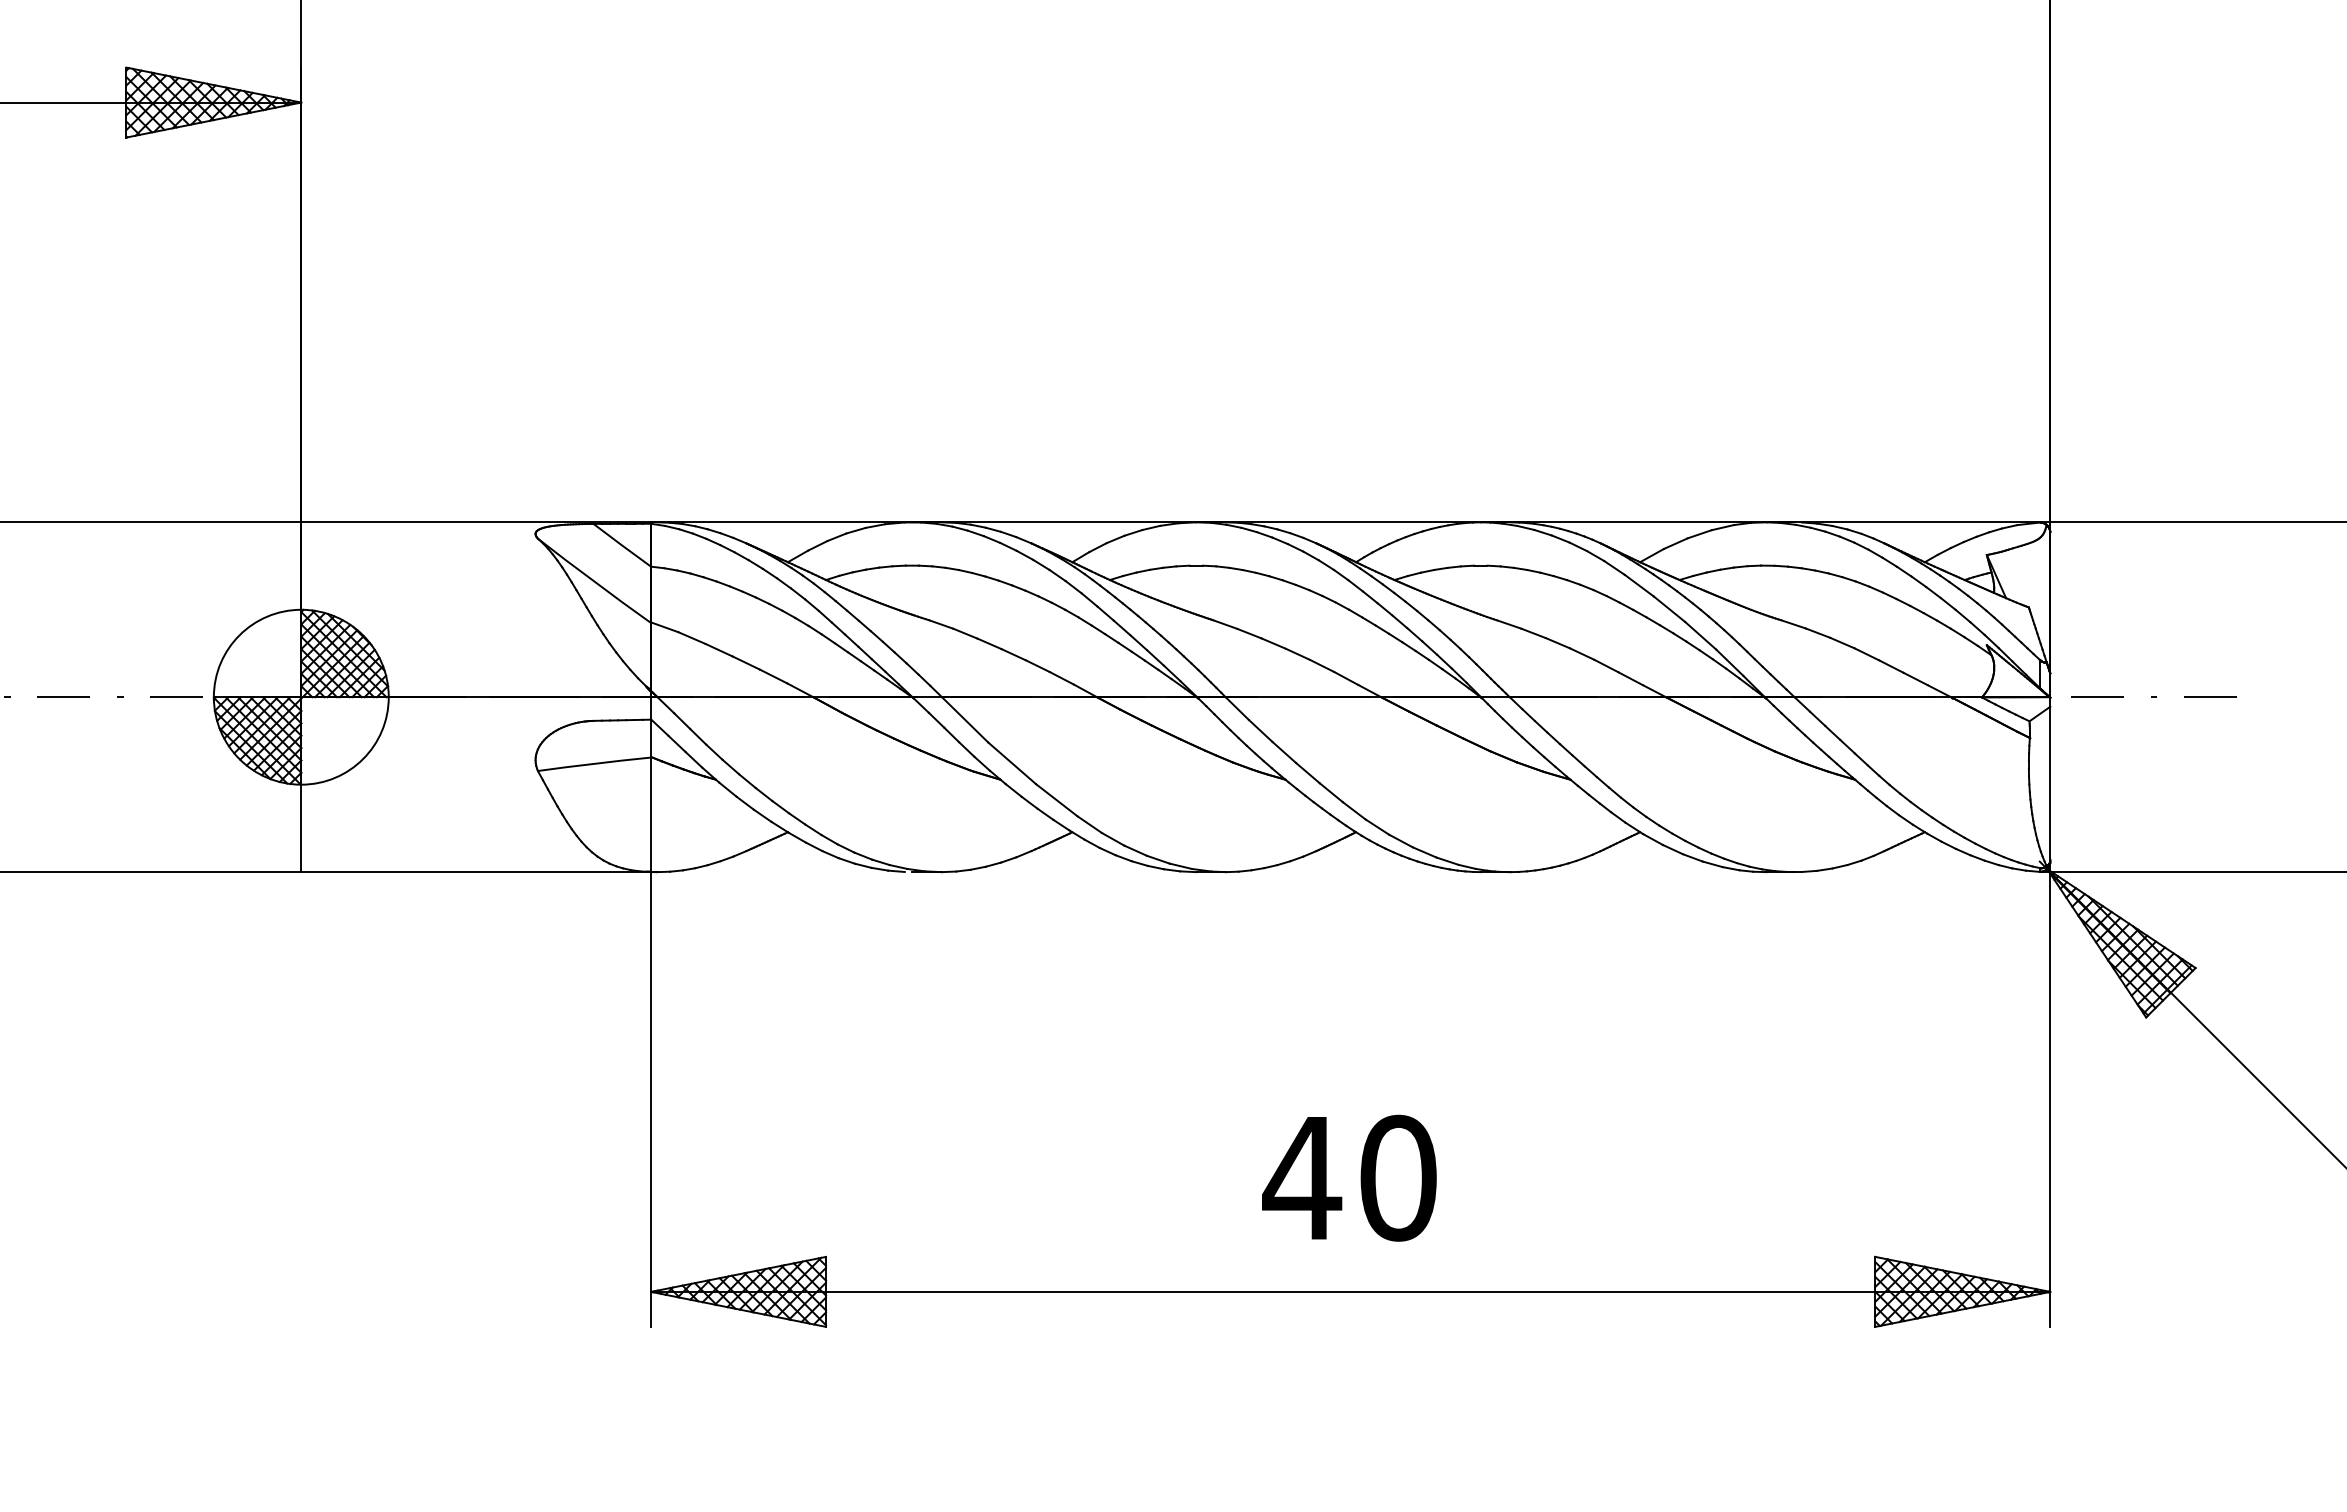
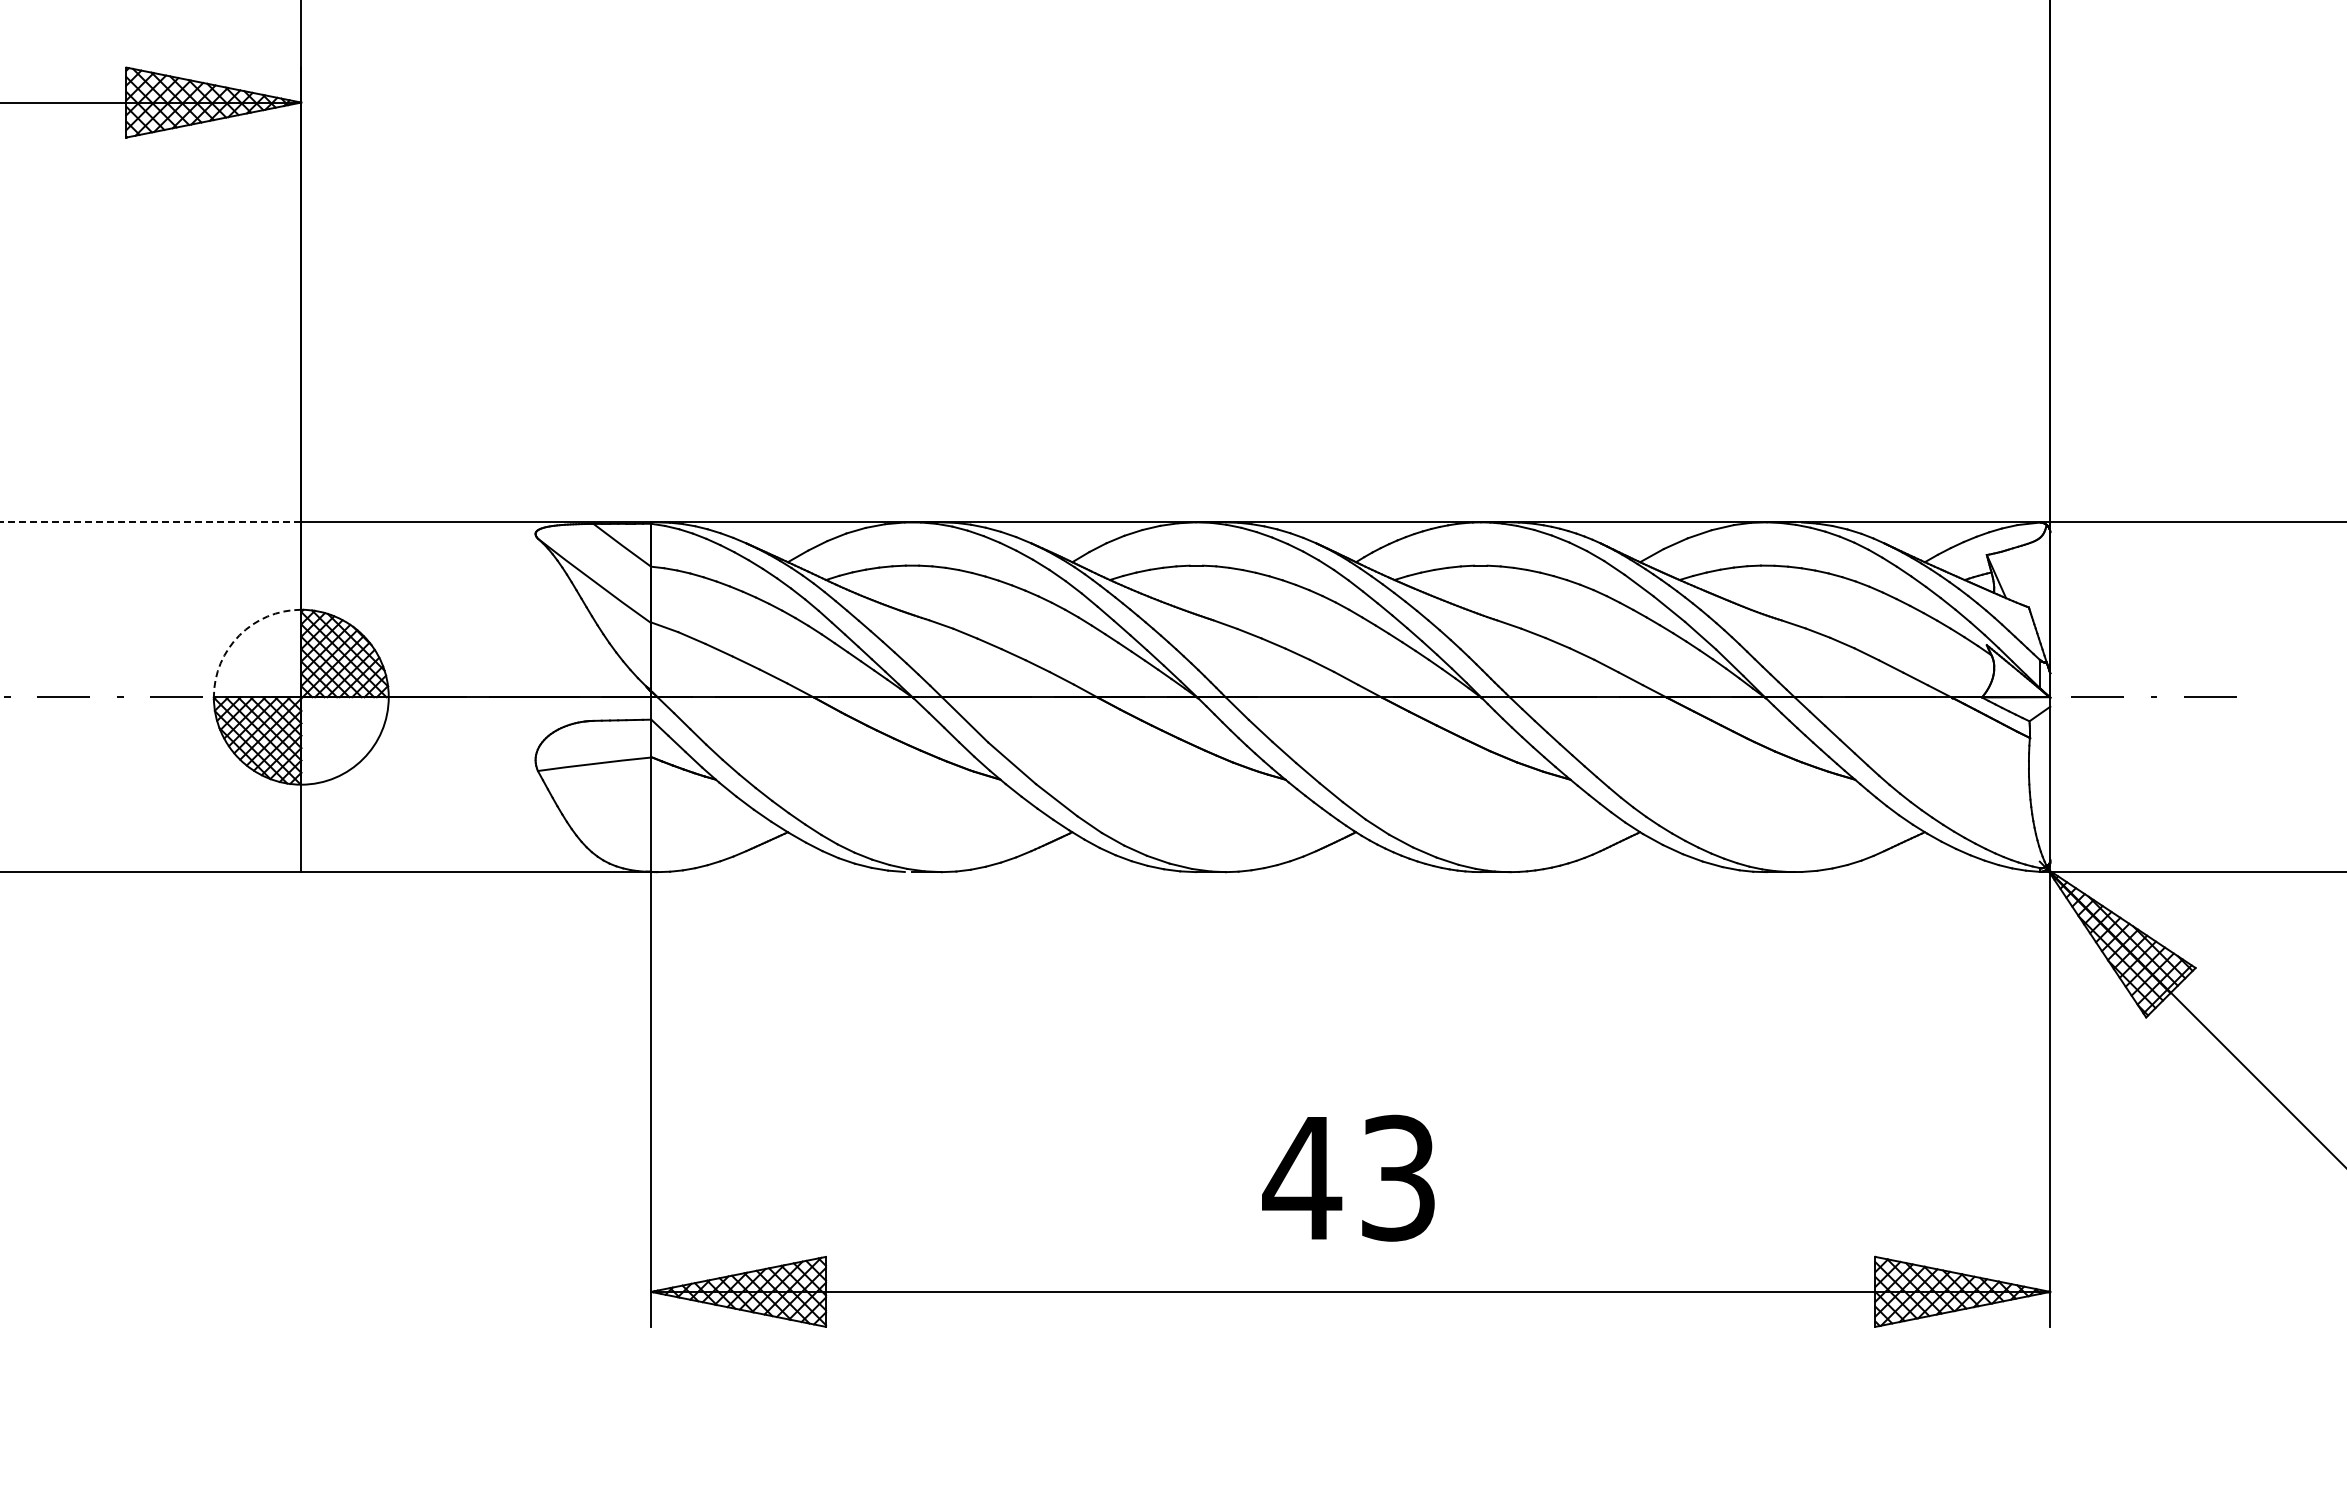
line: solid -> dashed (150, 522)
arc: solid -> dashed (239, 635)
text: 40 -> 43 (1398, 1177)
